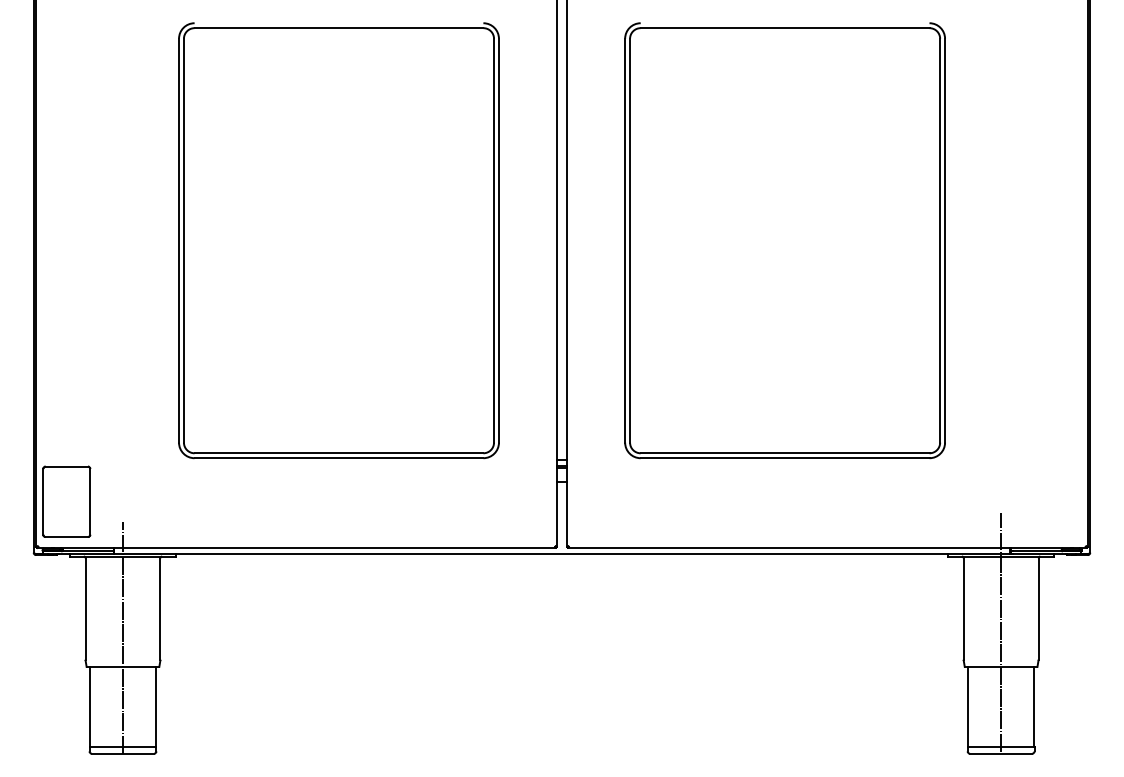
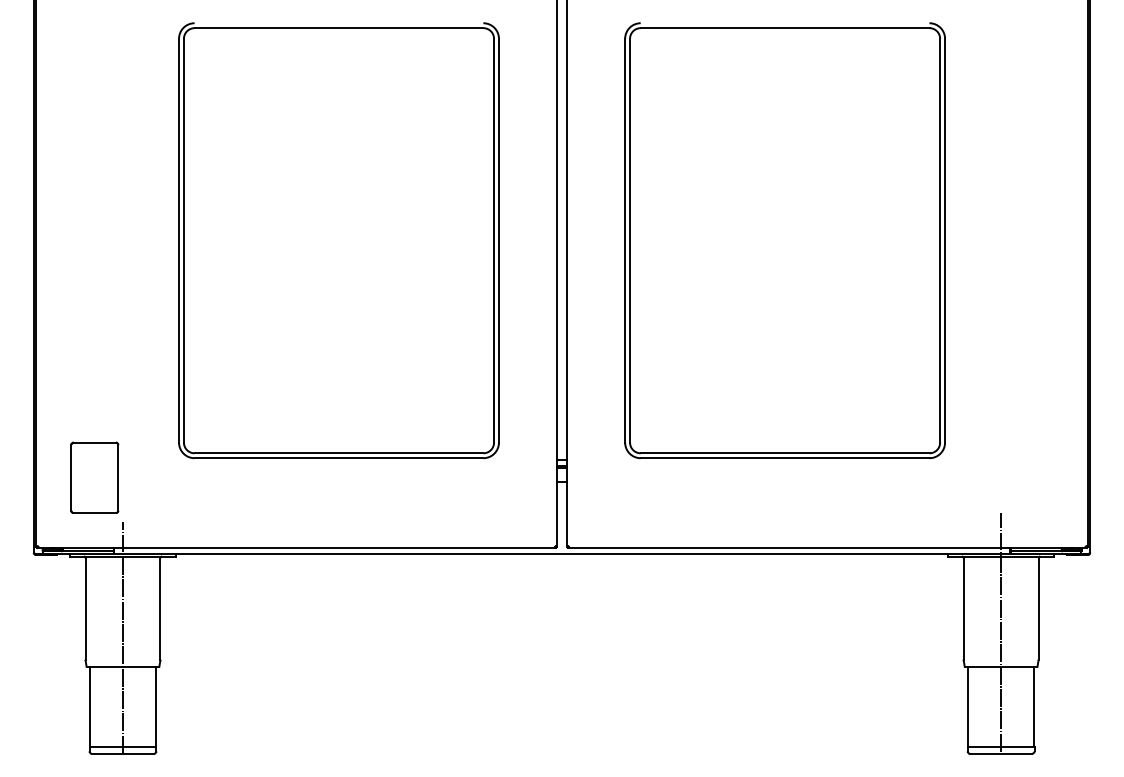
part position: (66, 501) -> (94, 477) (94, 477)
